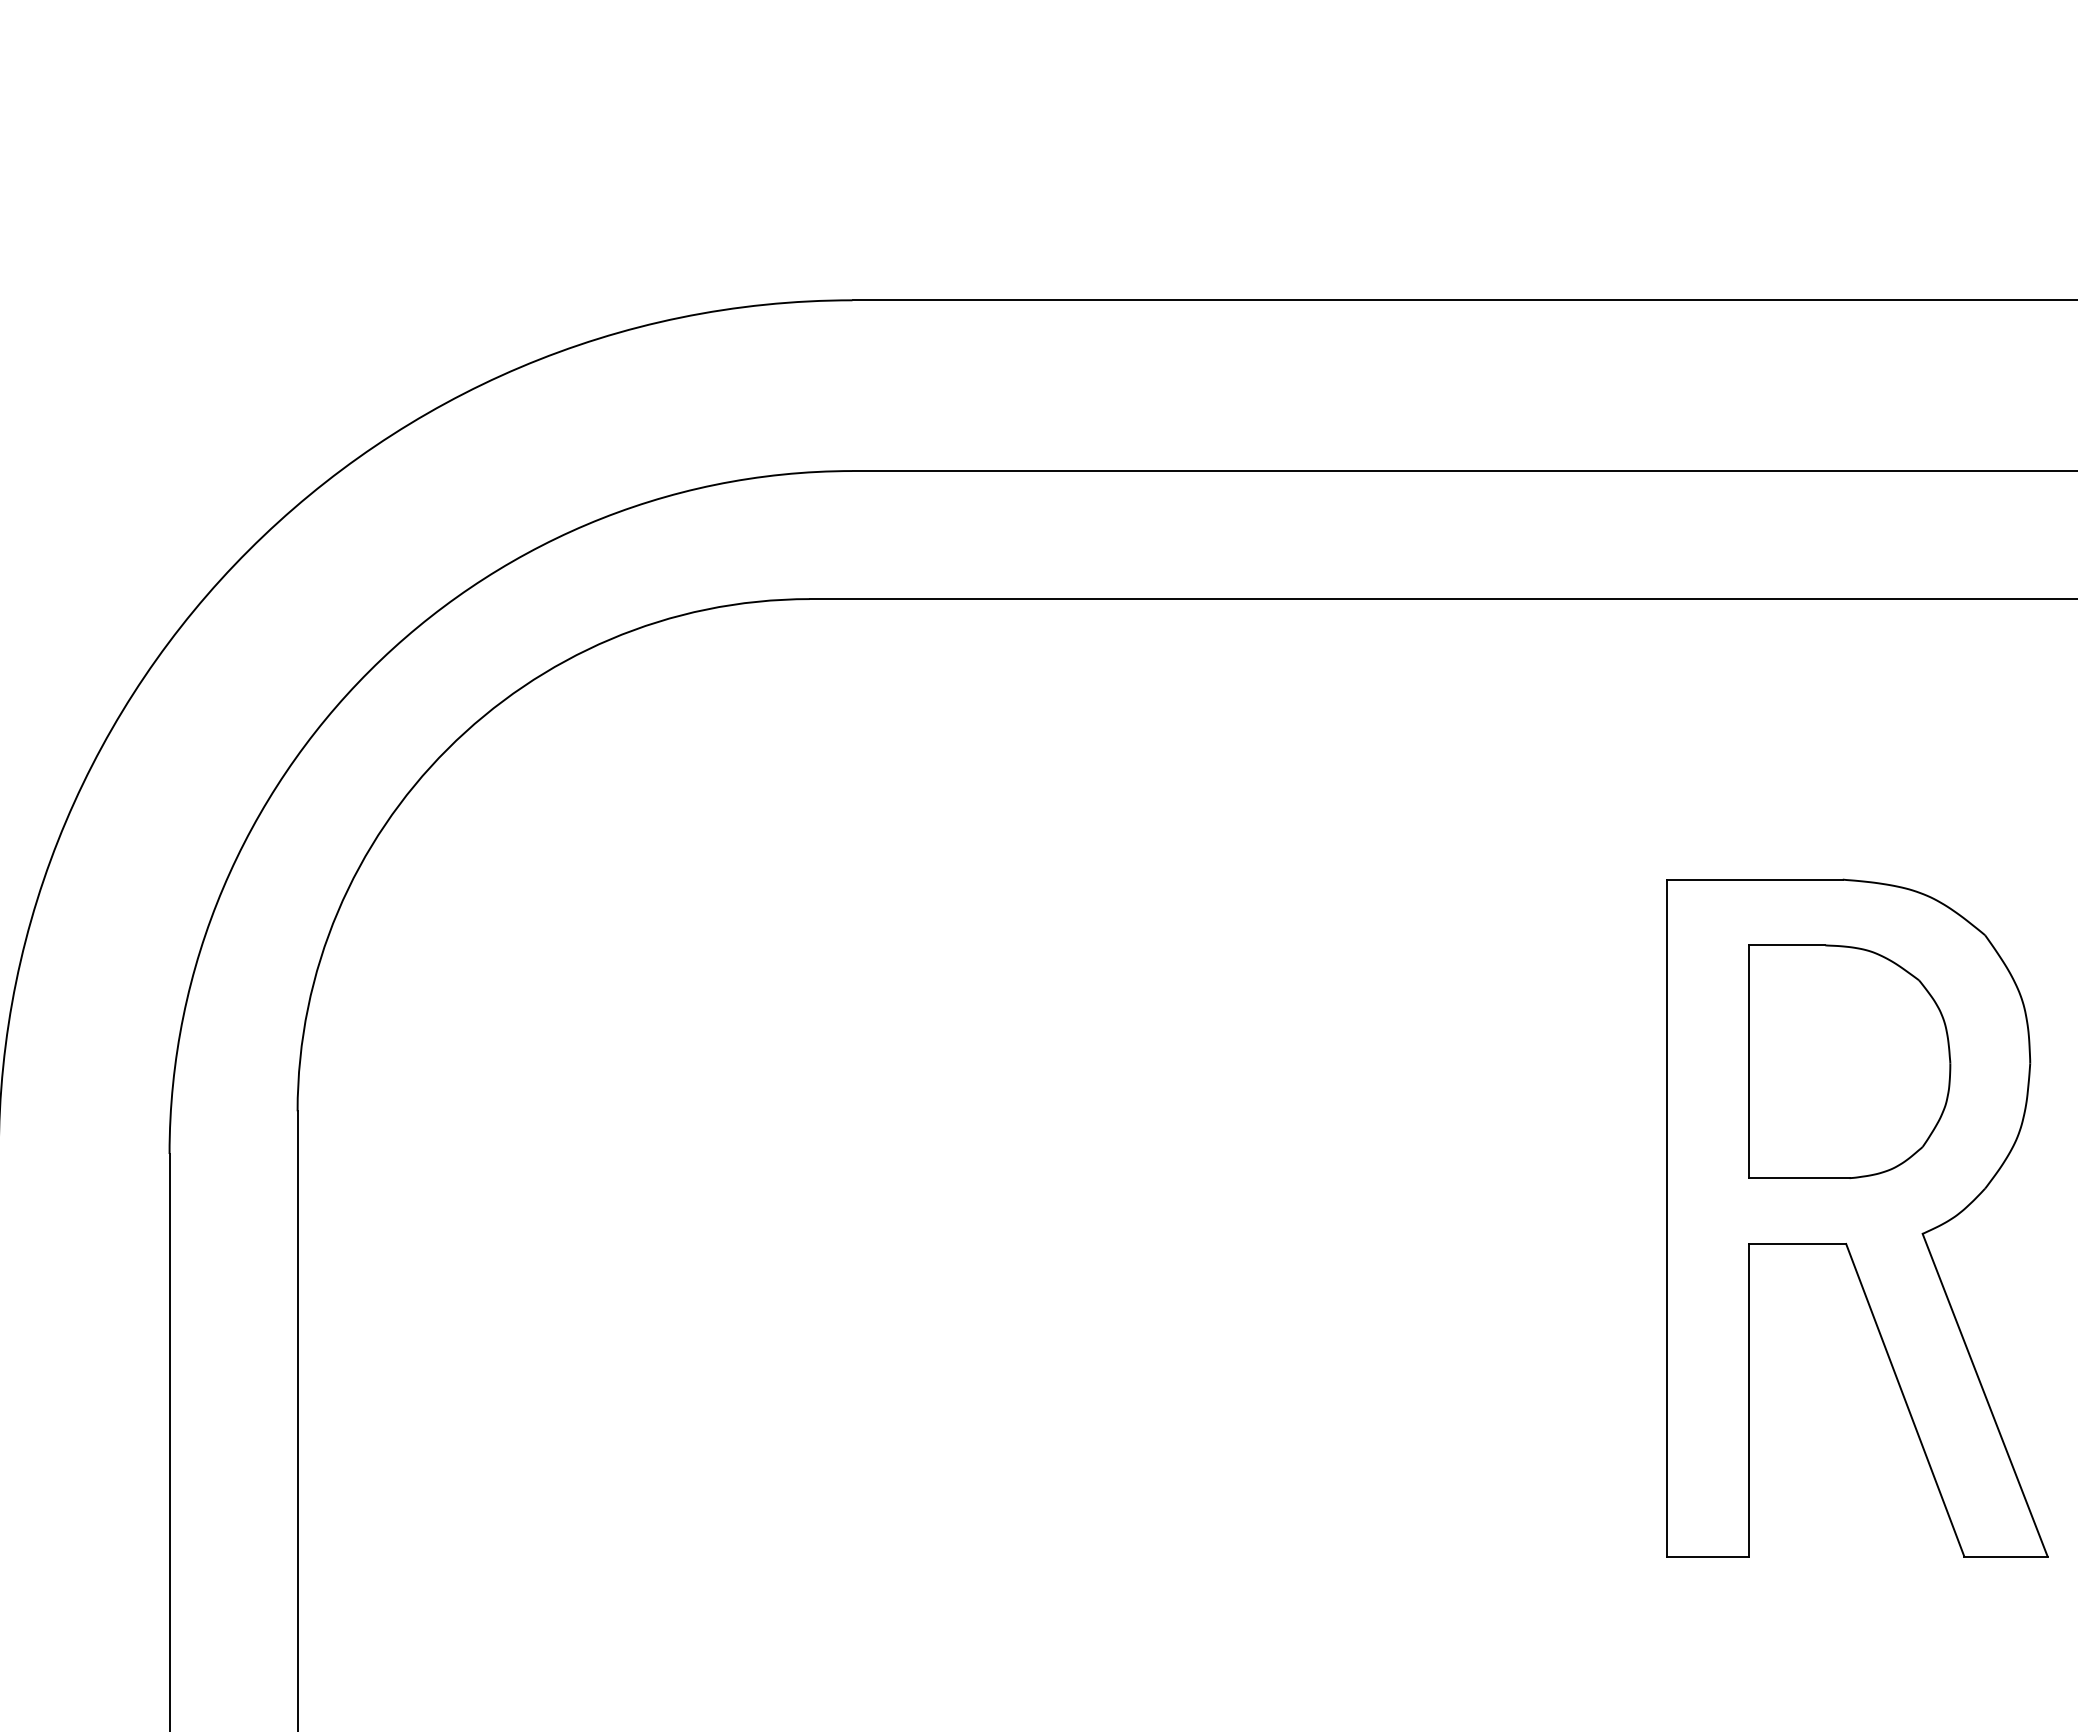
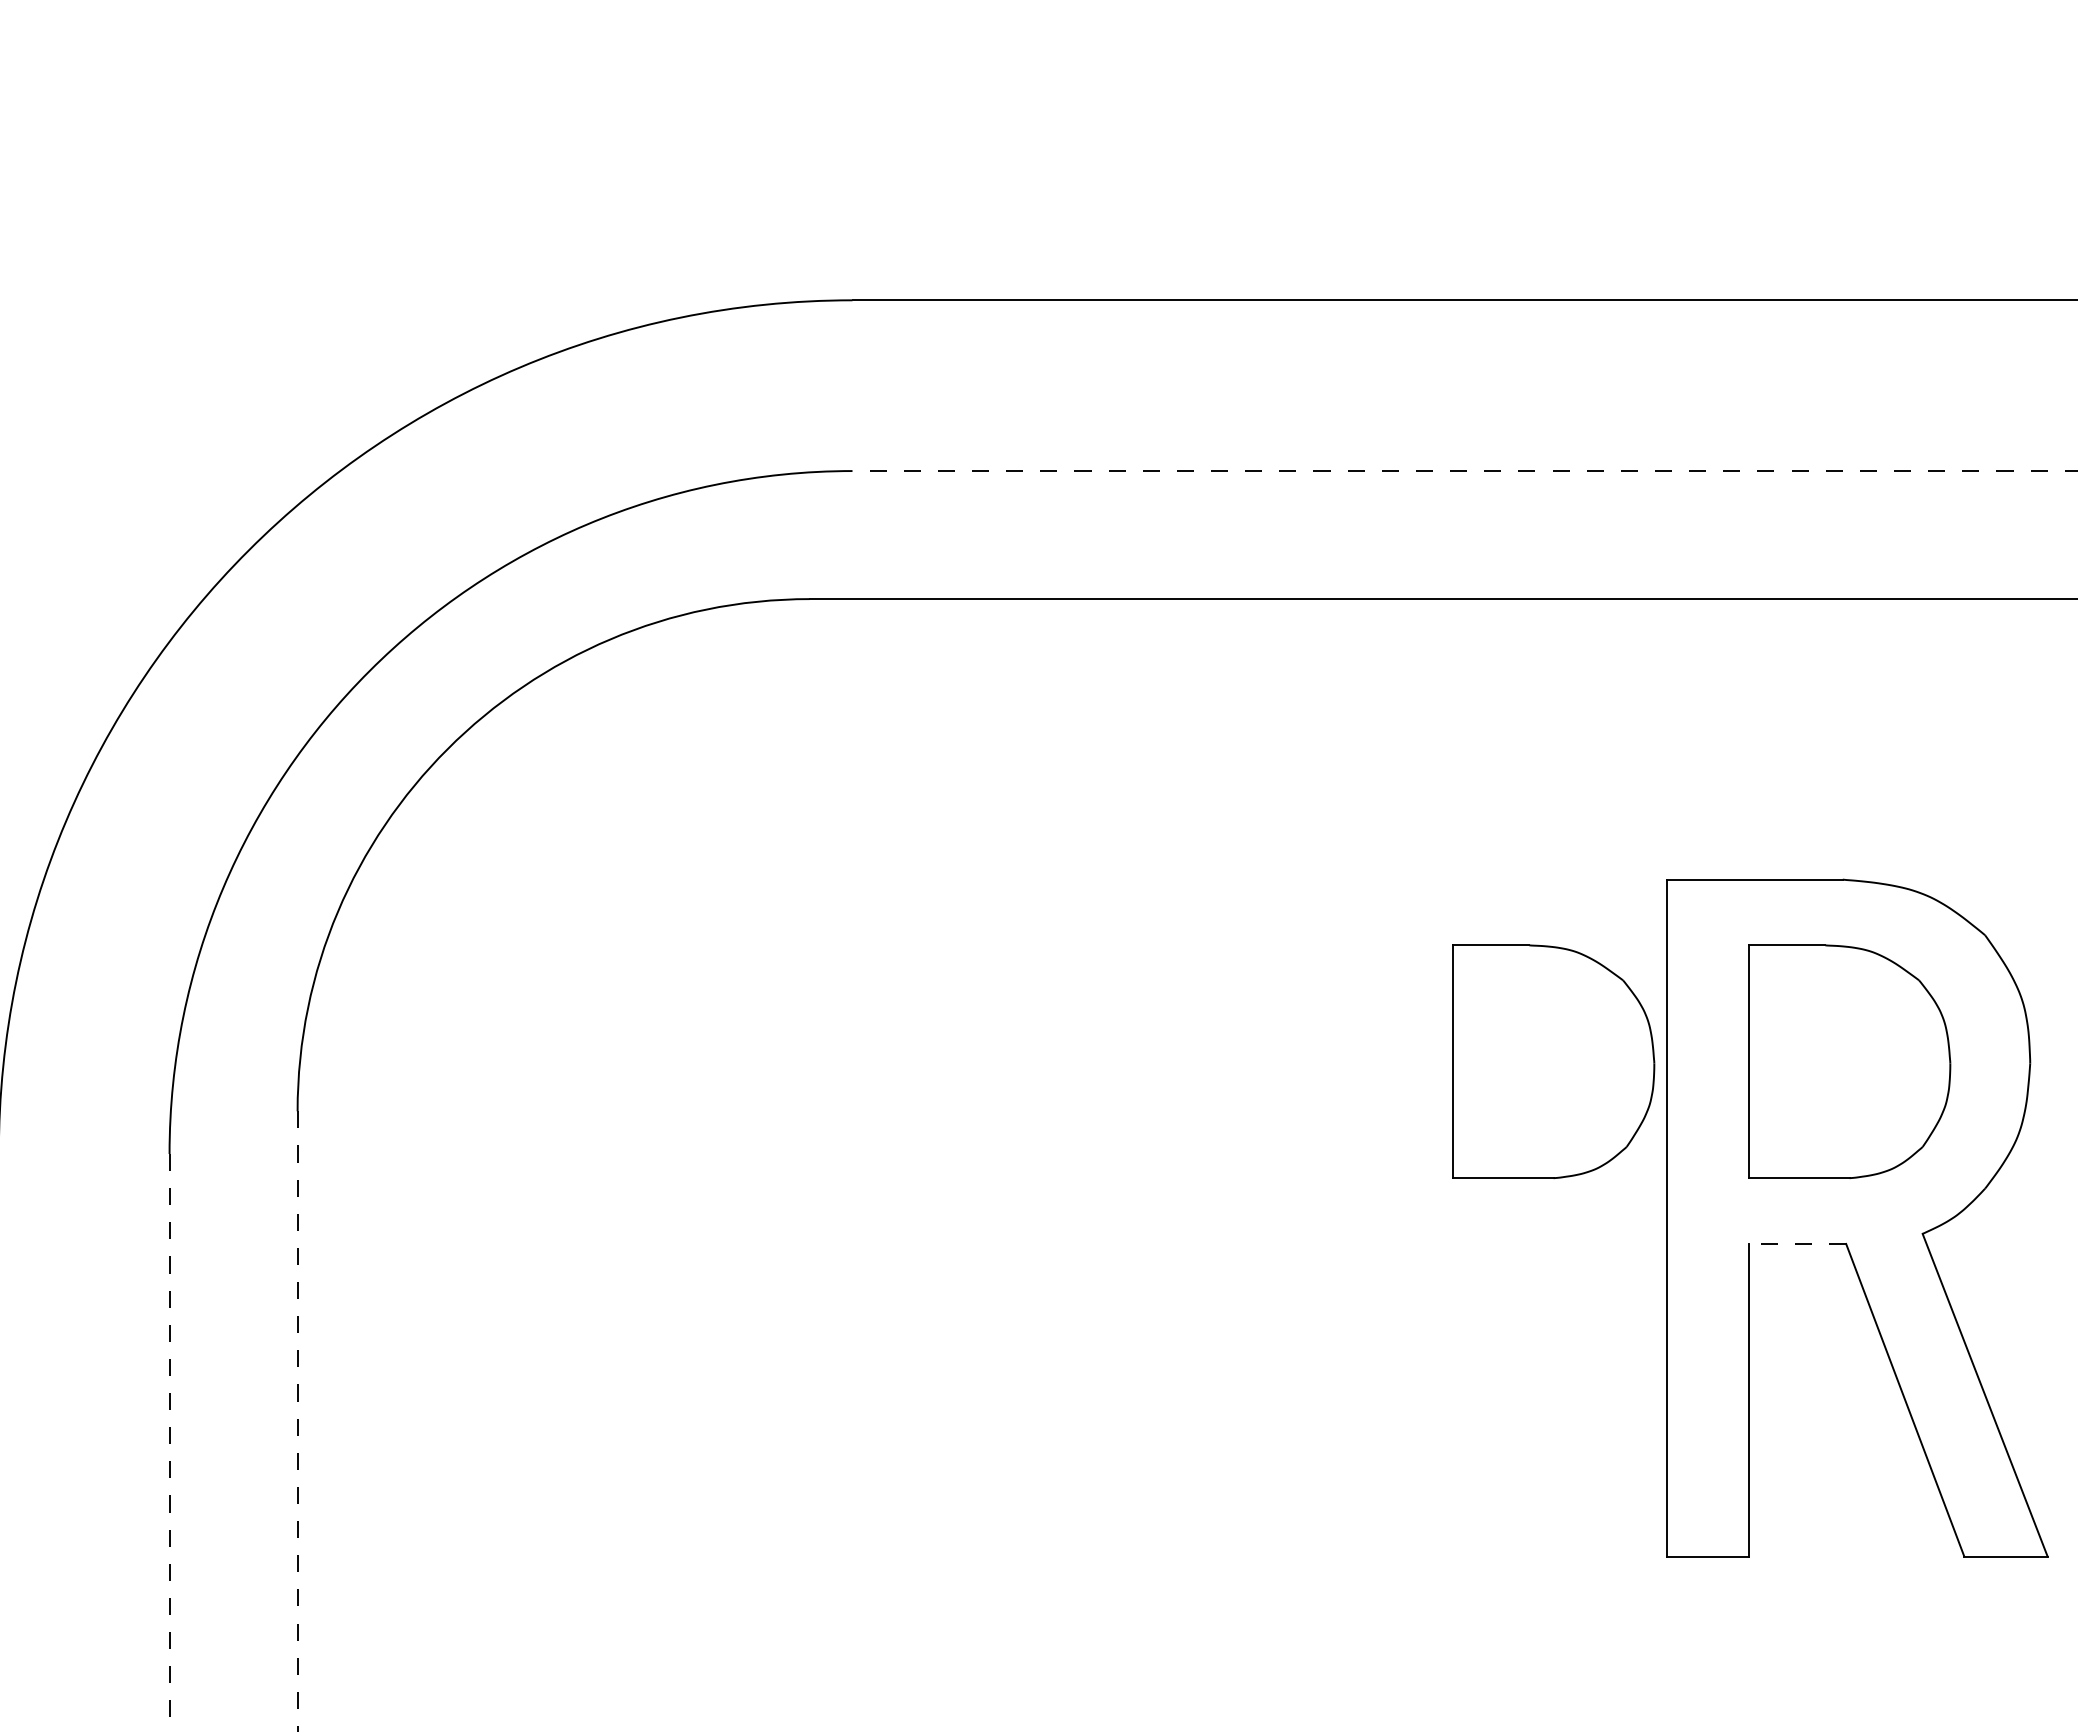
line: solid -> dashed (1464, 471)
part: none -> present (1553, 1061)
line: solid -> dashed (1797, 1243)
line: solid -> dashed (297, 1421)
line: solid -> dashed (169, 1442)
